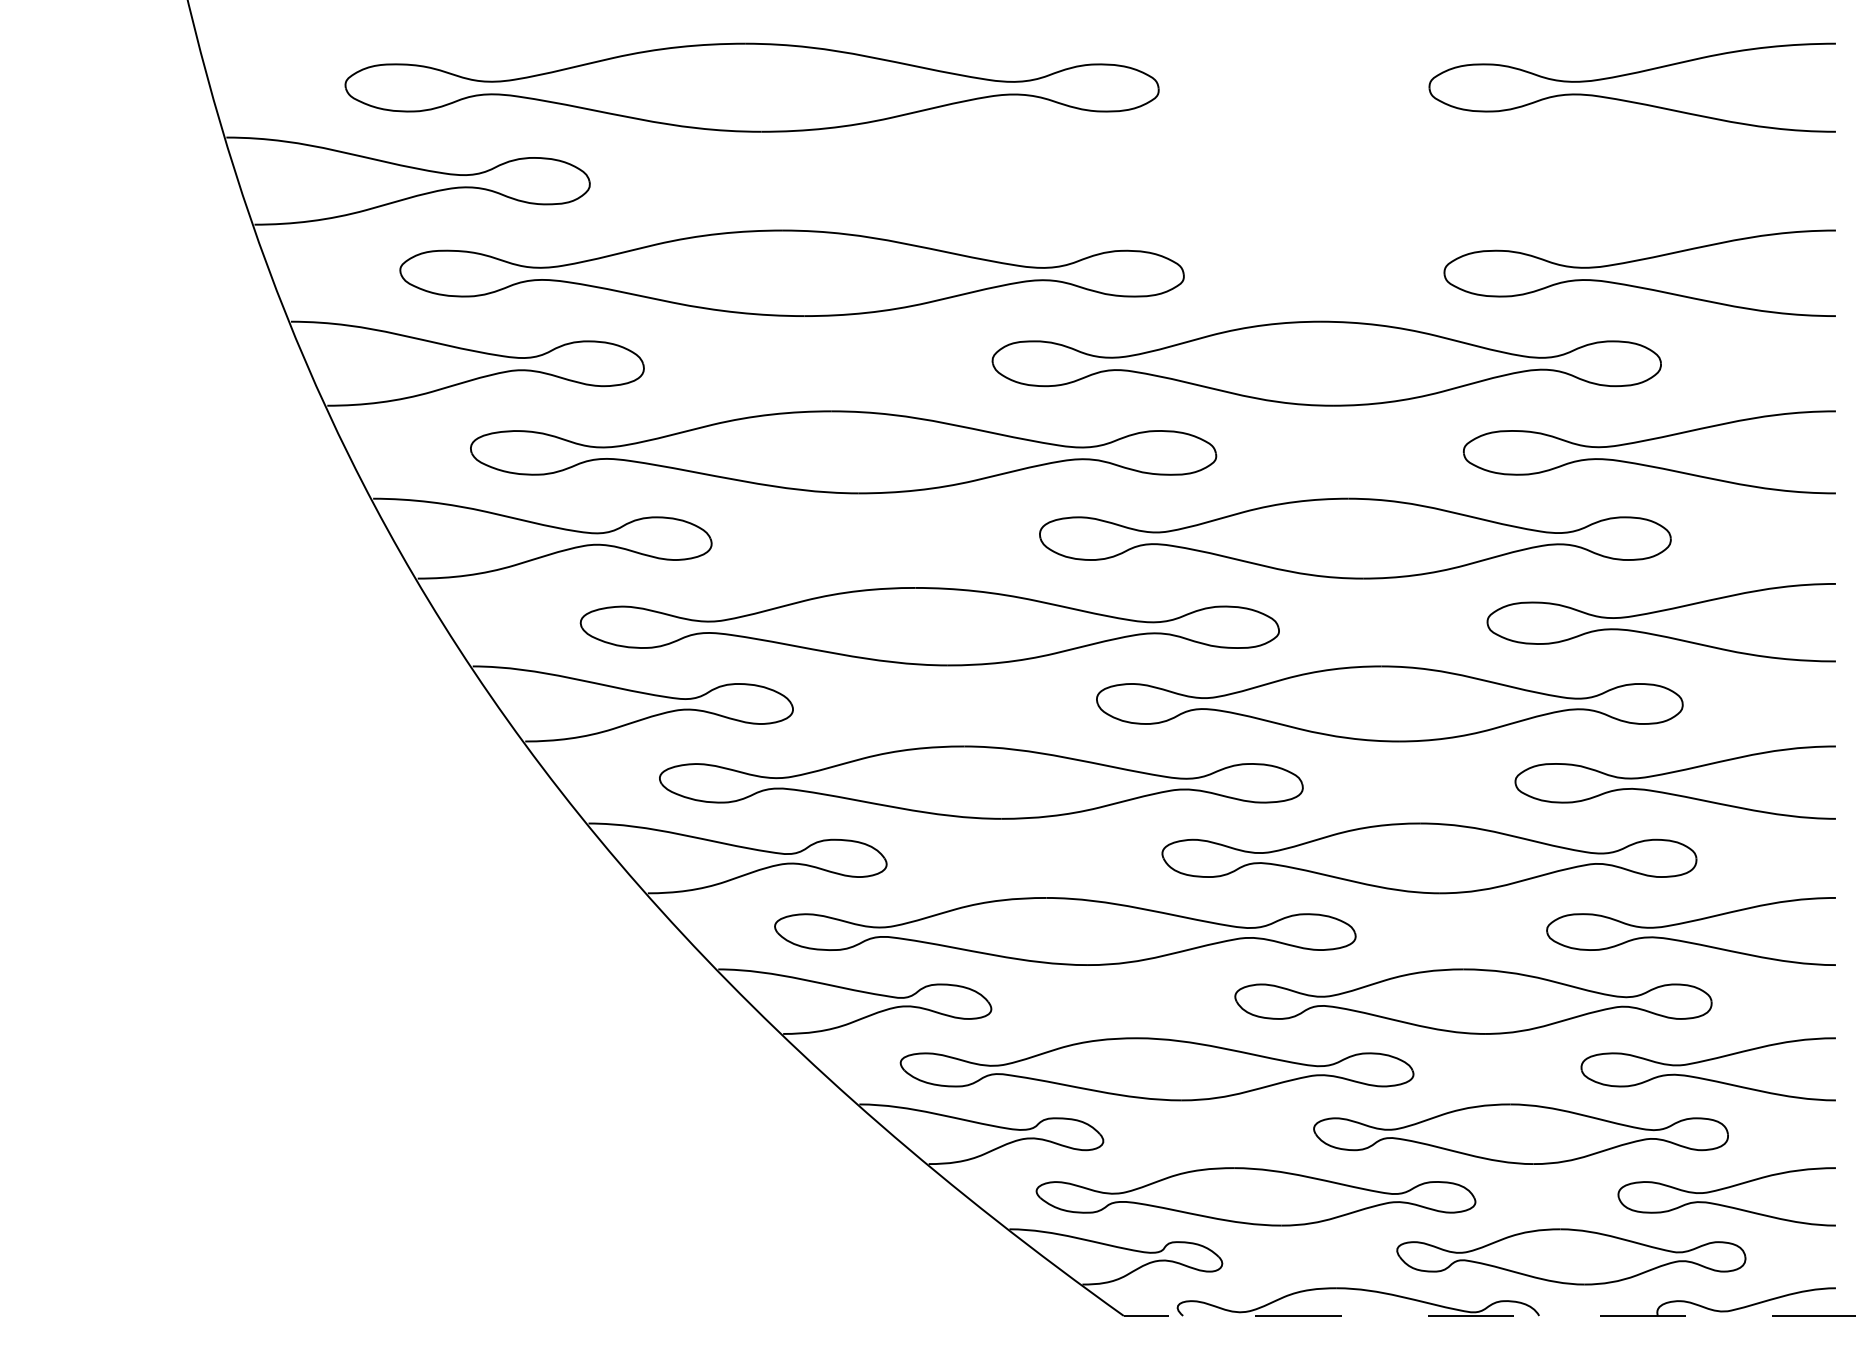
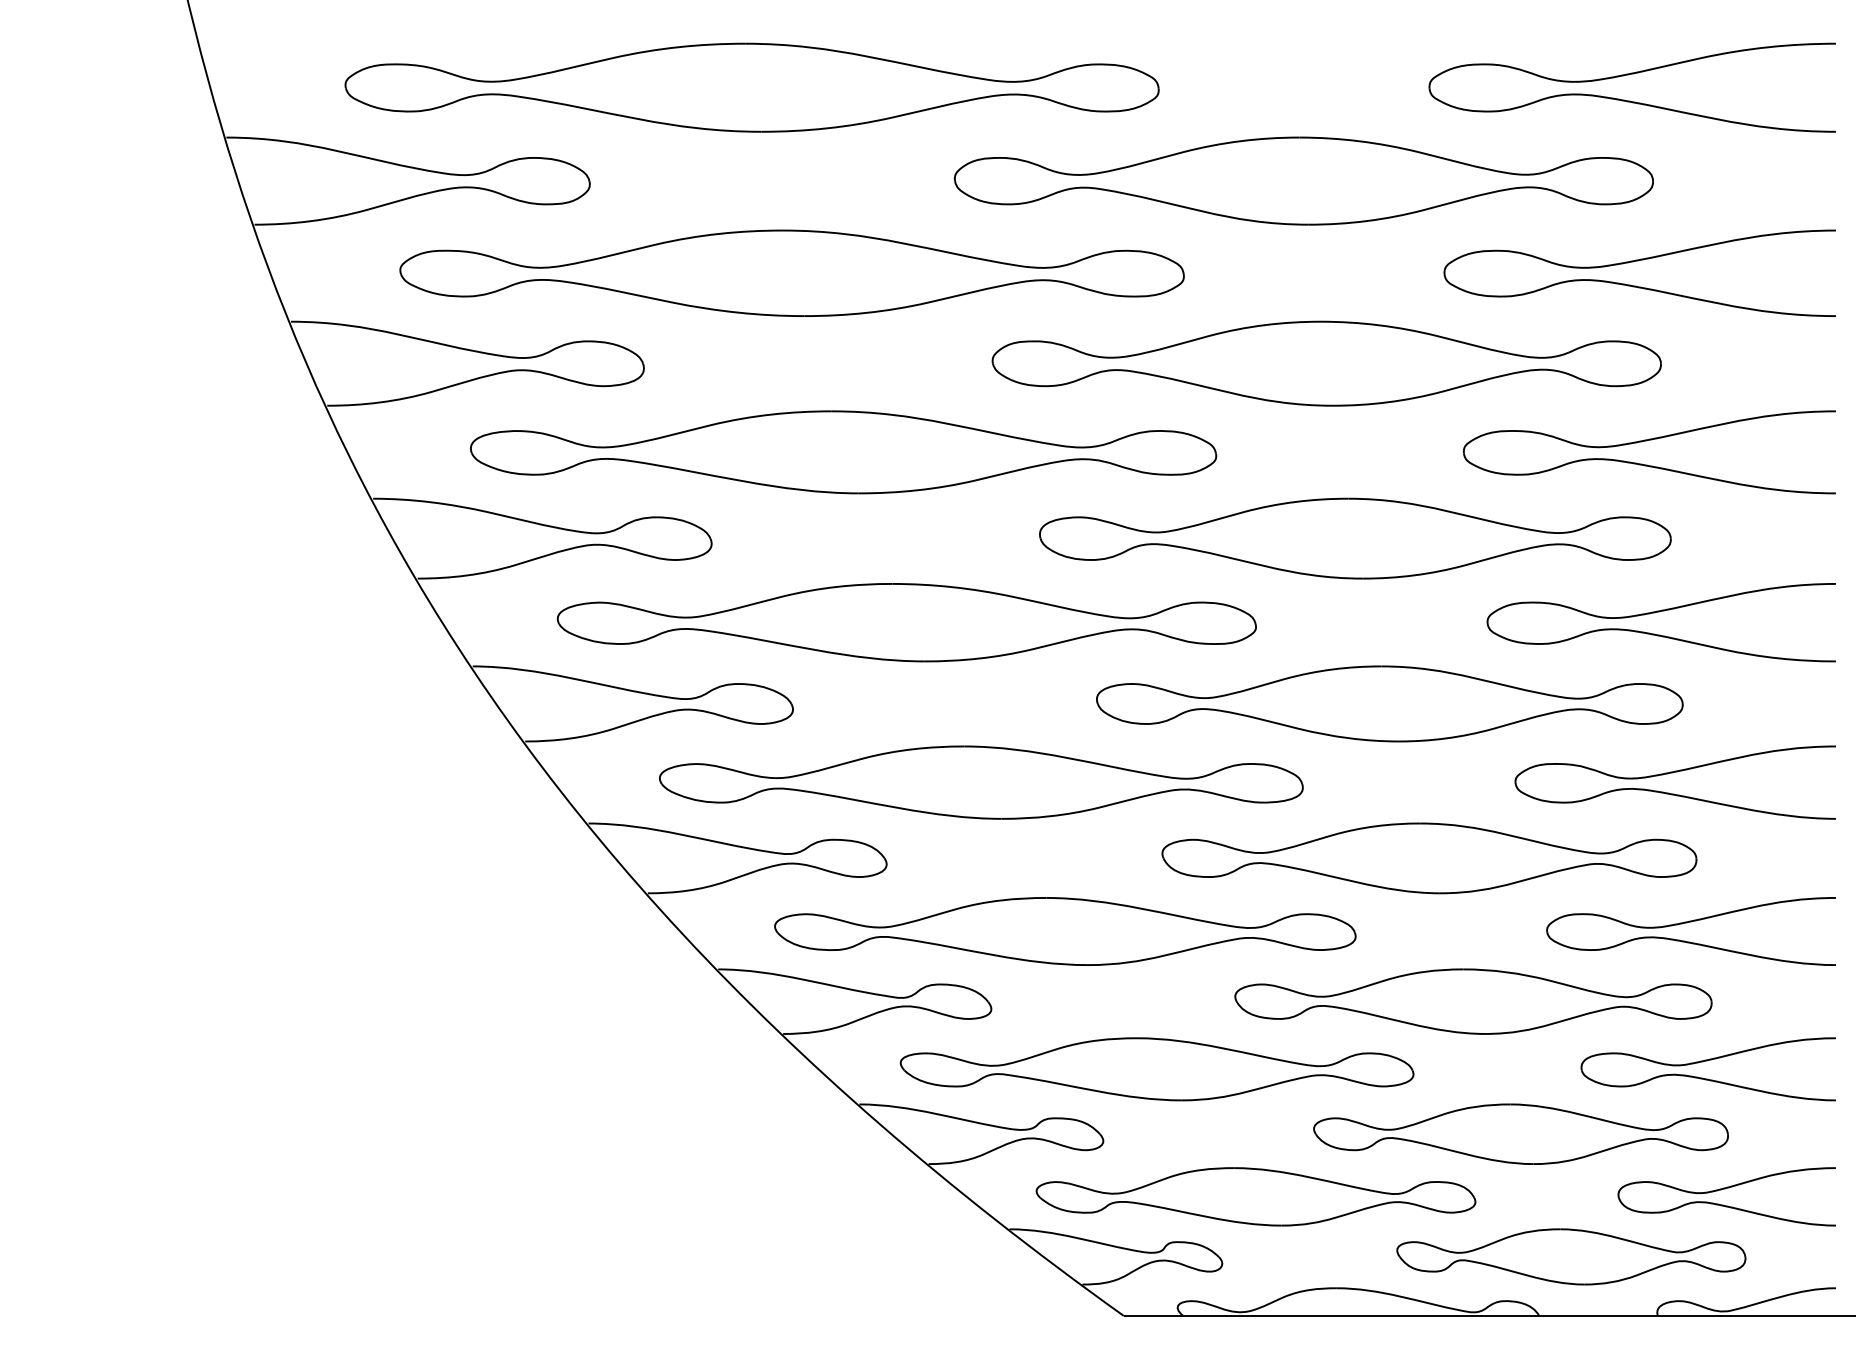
part: none -> present (1303, 180)
part position: (929, 626) -> (906, 622) (906, 622)
line: dashed -> solid (1489, 1315)
